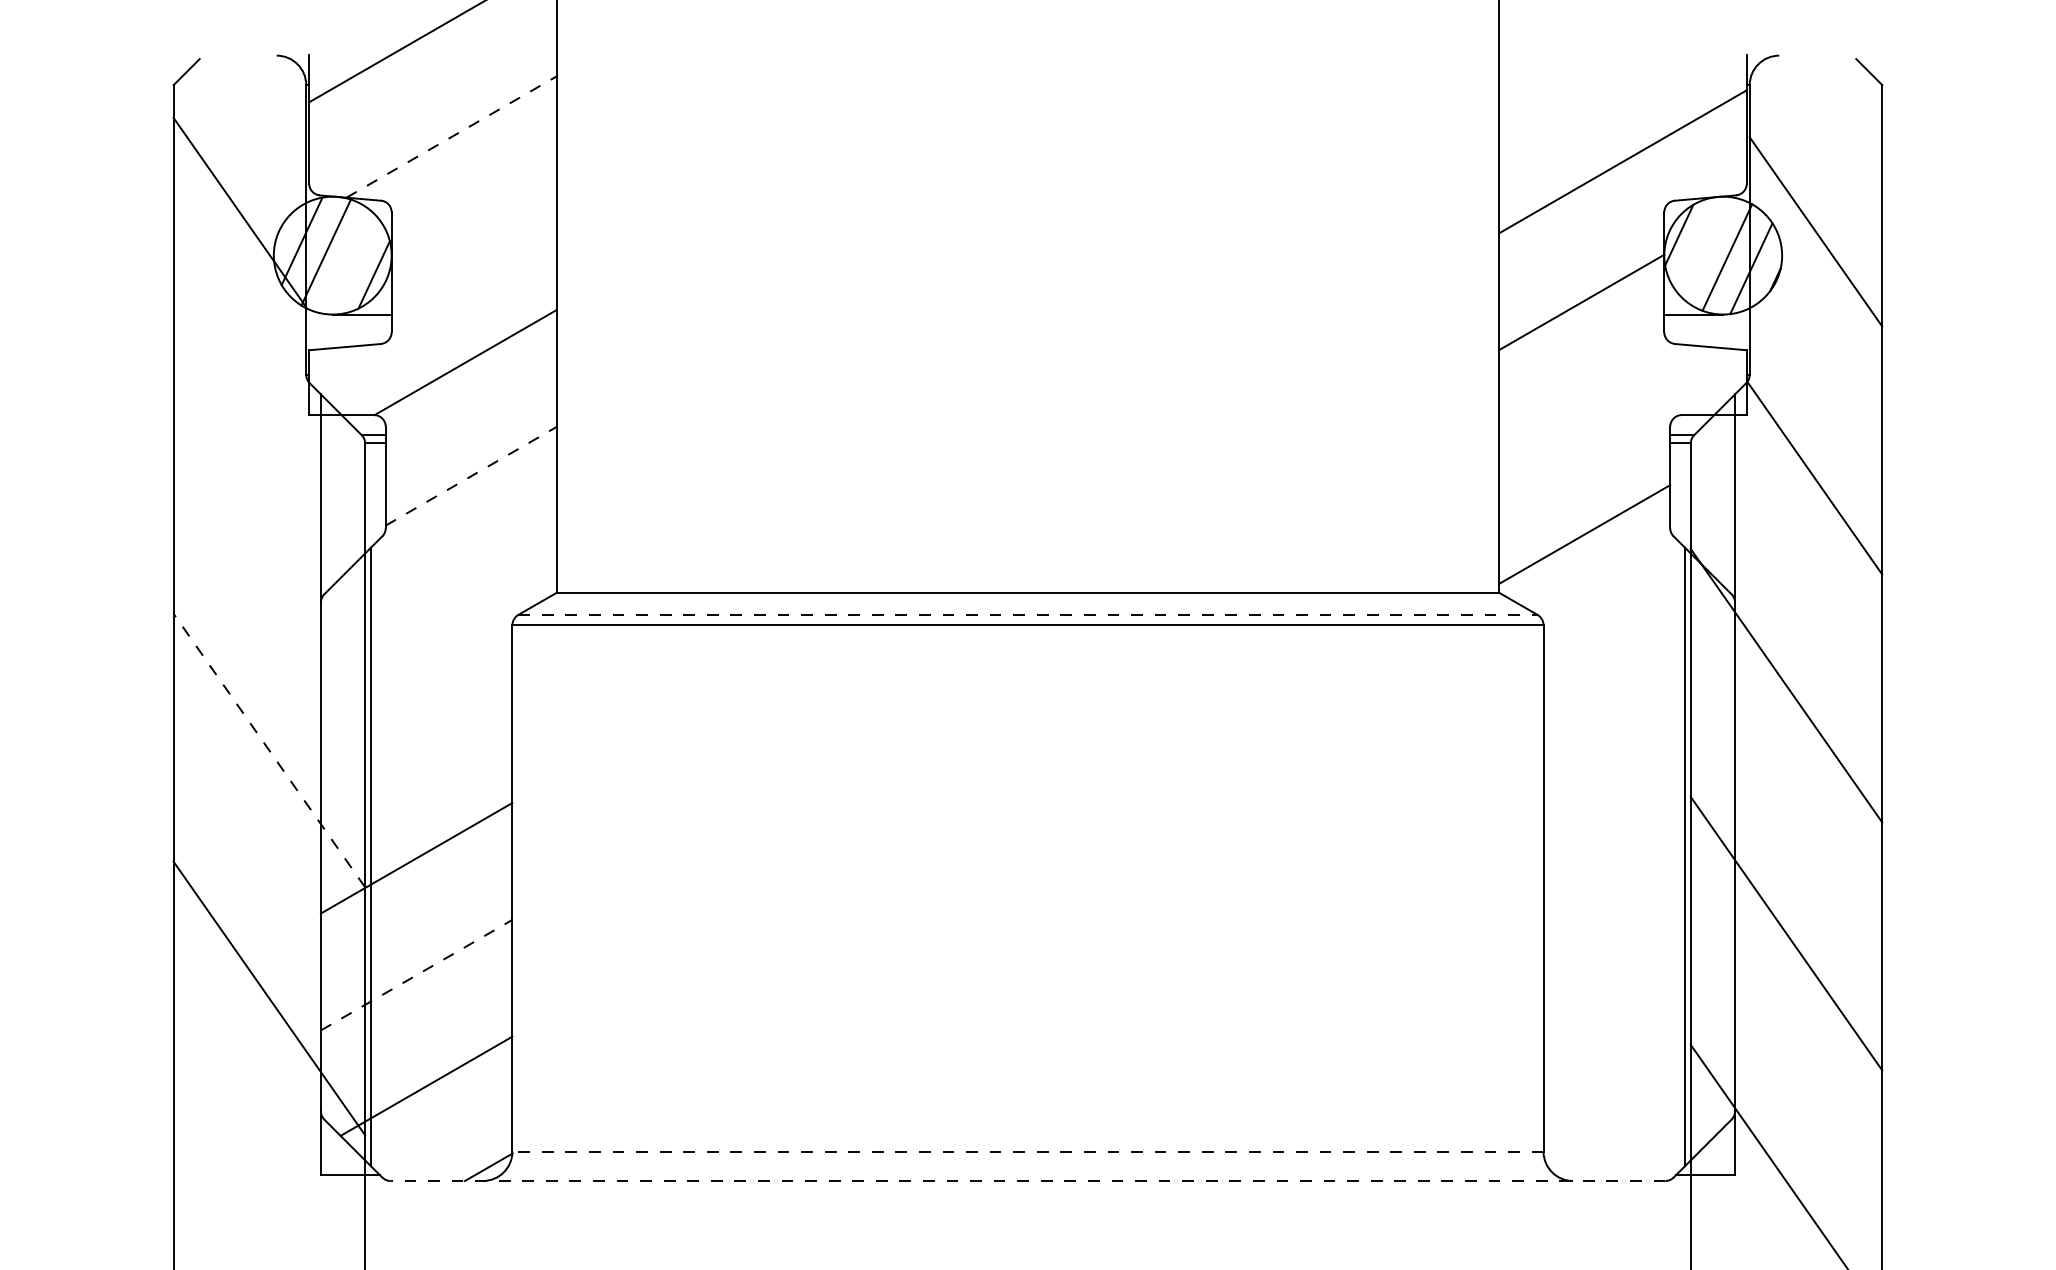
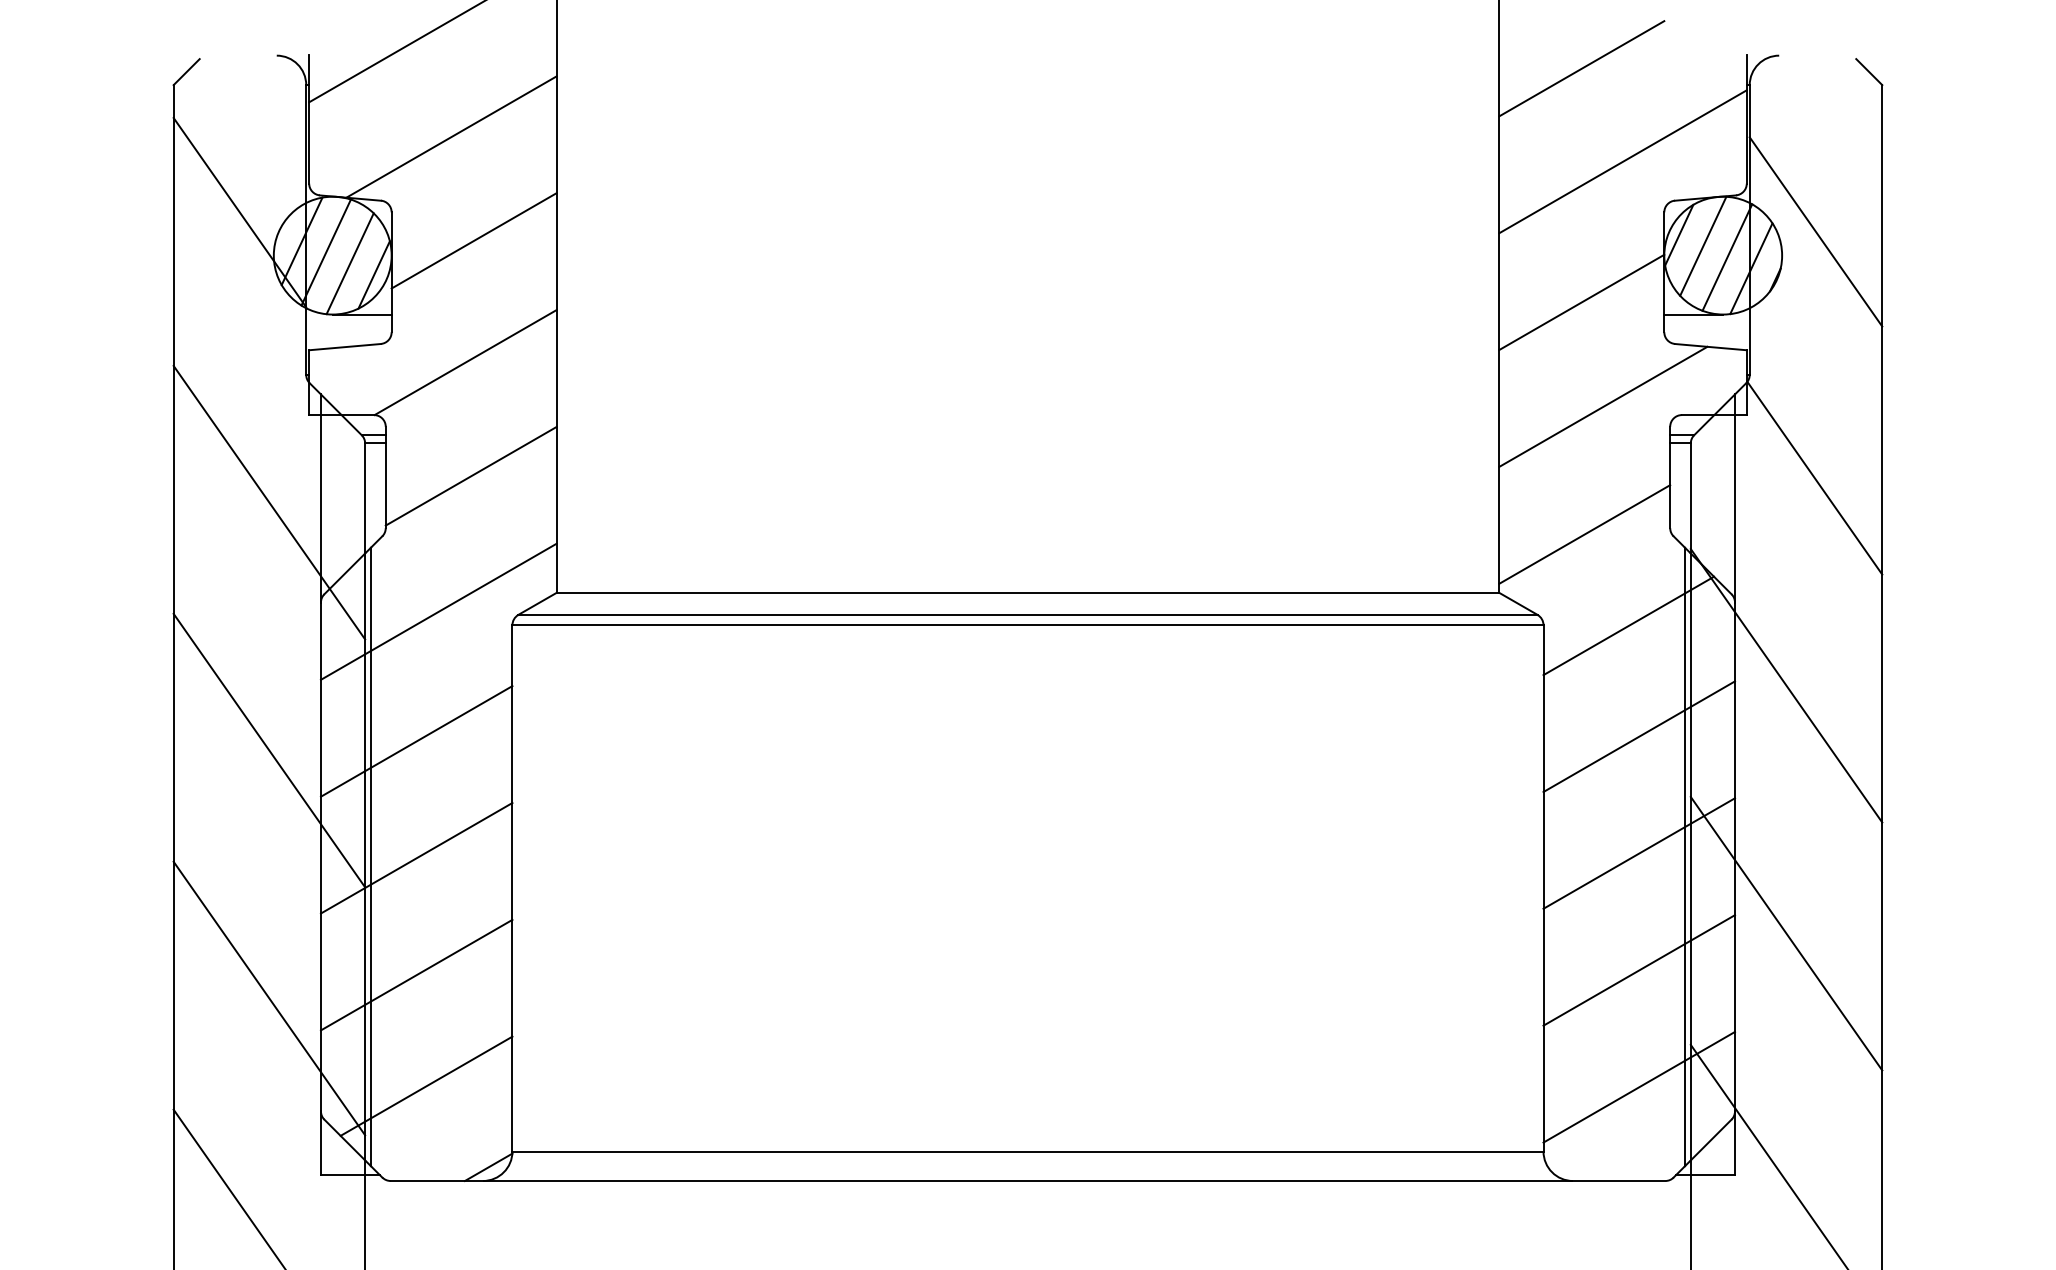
line: none -> present (1581, 68)
line: dashed -> solid (452, 136)
line: none -> present (473, 240)
line: none -> present (1703, 245)
line: none -> present (349, 263)
line: none -> present (1603, 406)
line: dashed -> solid (471, 476)
line: none -> present (269, 502)
line: none -> present (438, 611)
line: dashed -> solid (1027, 614)
line: none -> present (1628, 625)
line: none -> present (1639, 736)
line: none -> present (416, 741)
line: dashed -> solid (269, 750)
line: none -> present (1639, 853)
line: none -> present (1639, 970)
line: dashed -> solid (416, 975)
line: none -> present (1639, 1086)
line: dashed -> solid (1027, 1151)
line: dashed -> solid (1027, 1181)
line: none -> present (228, 1187)
